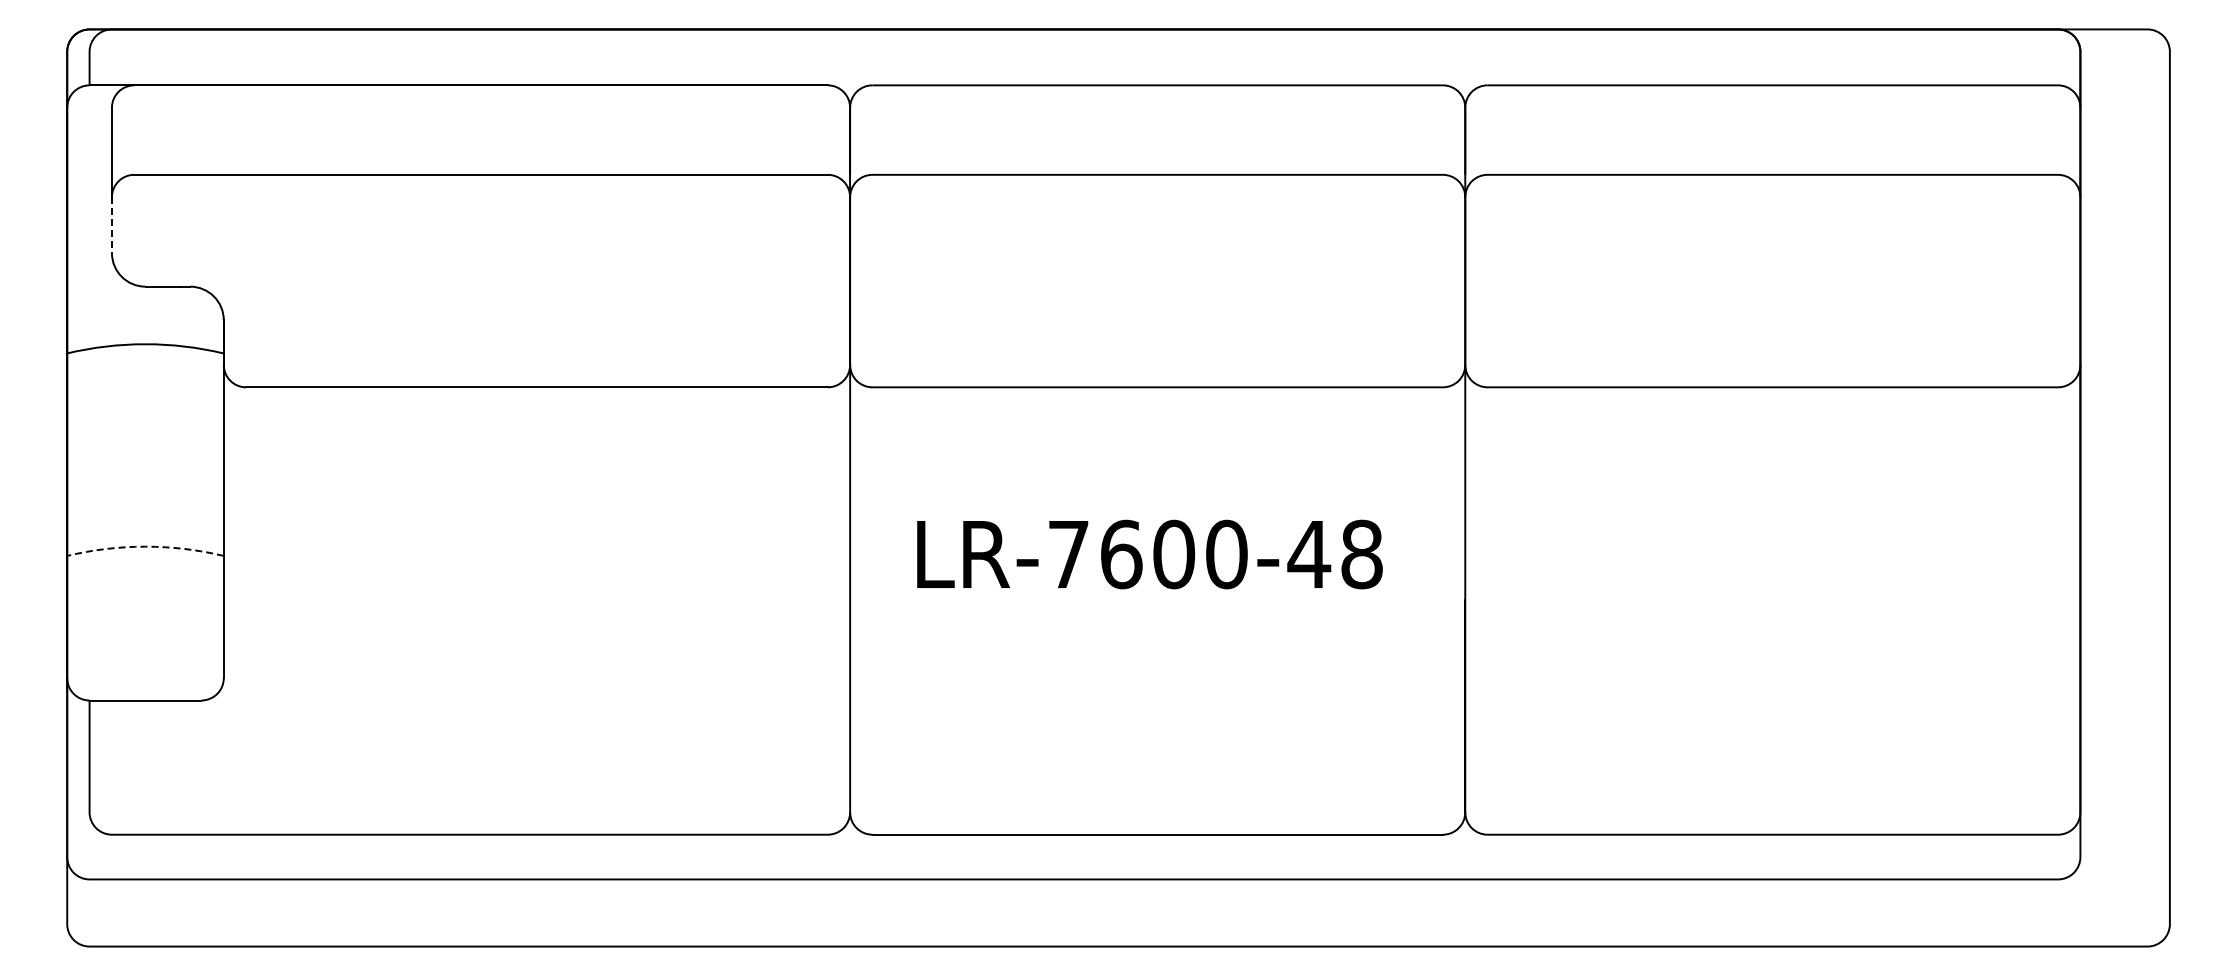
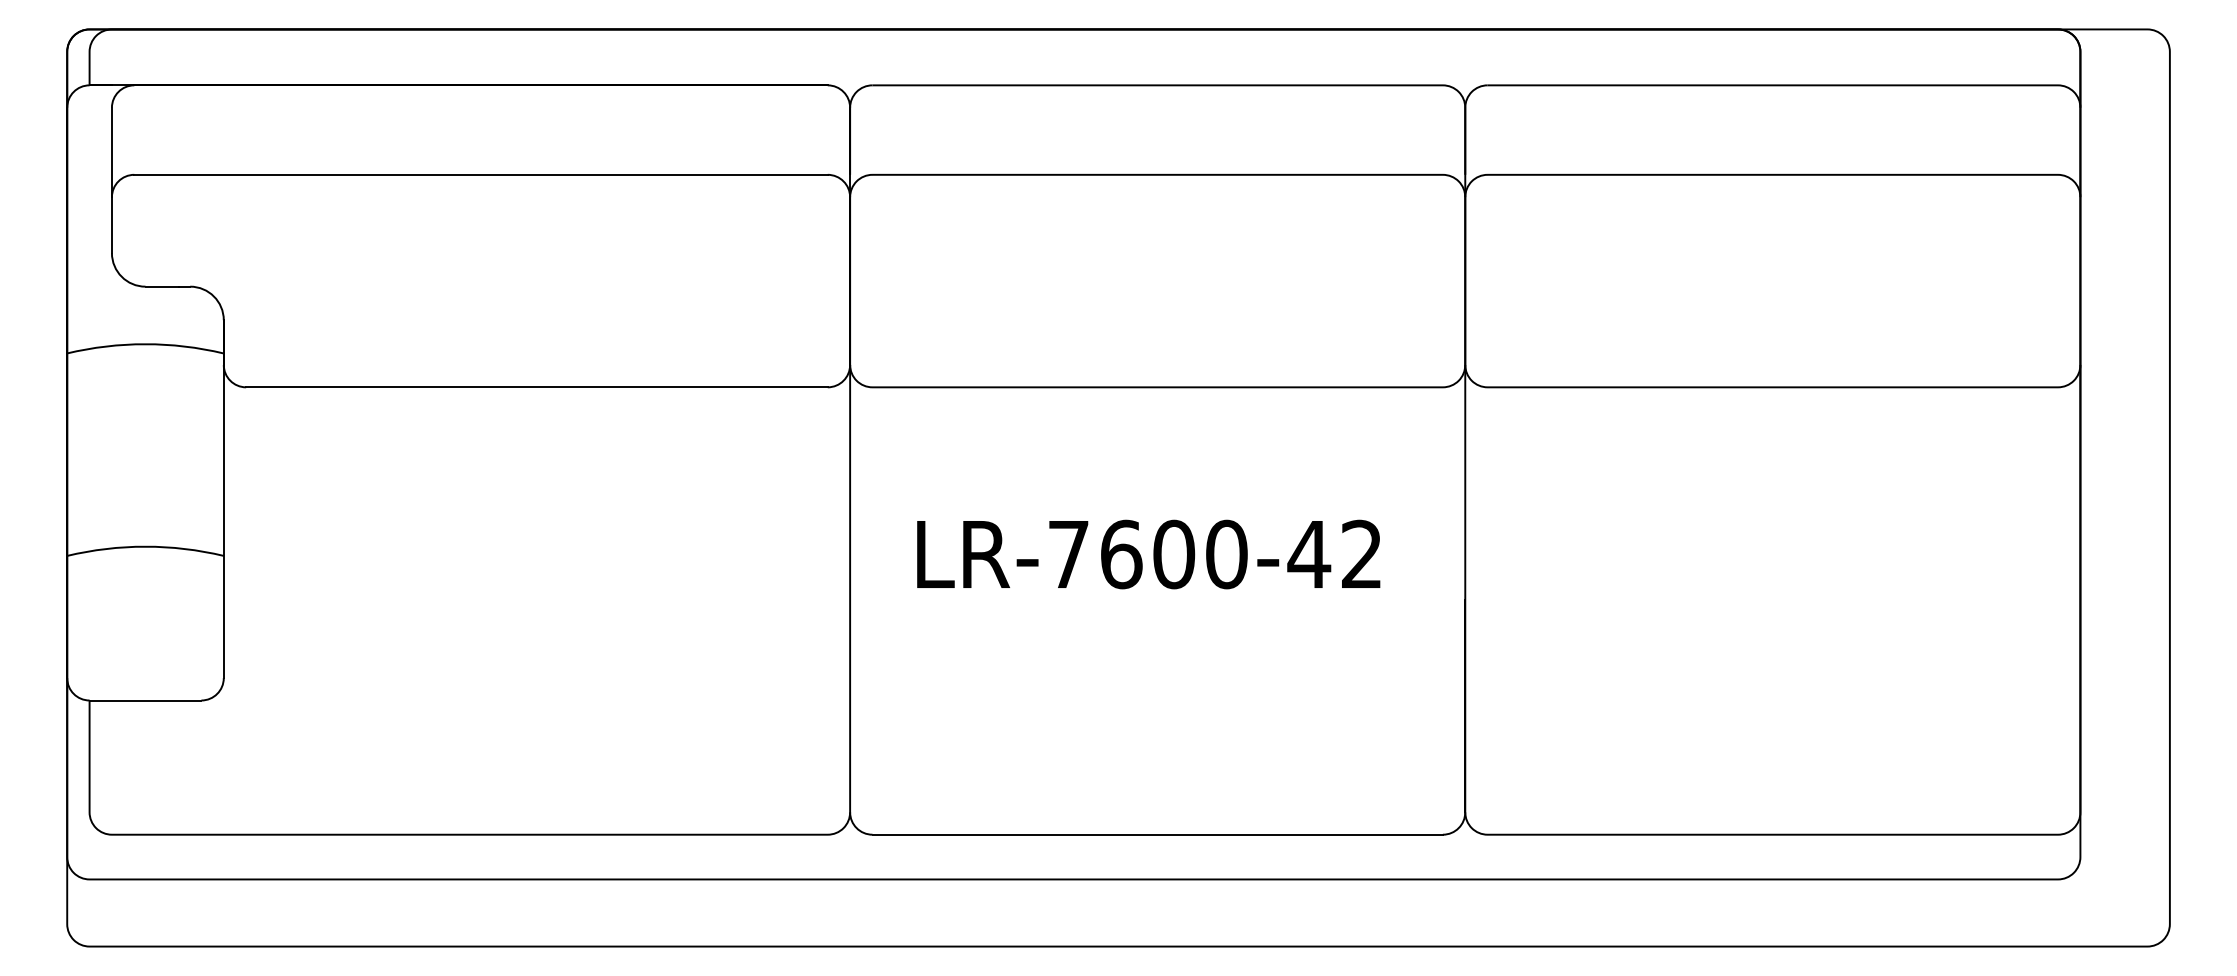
line: dashed -> solid (111, 225)
arc: dashed -> solid (145, 546)
text: LR-7600-48 -> LR-7600-42 (1361, 554)
